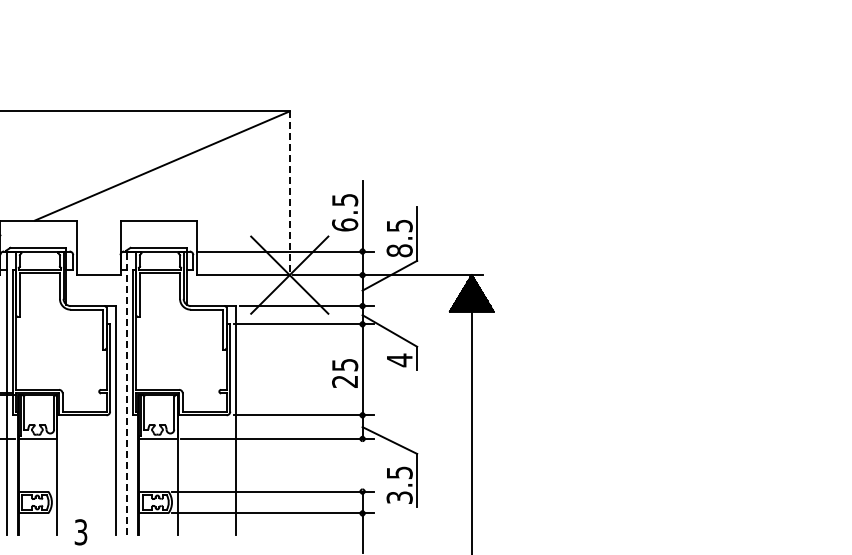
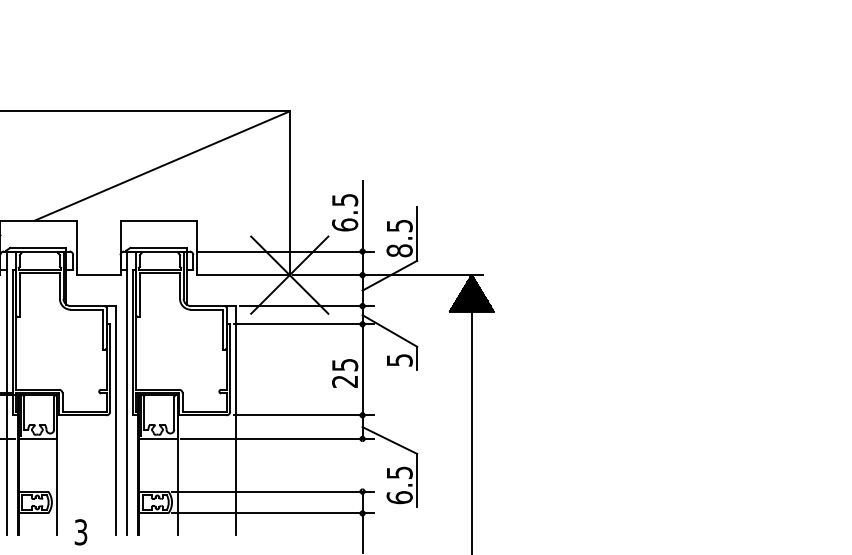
line: dashed -> solid (289, 193)
text: 4 -> 5 (399, 360)
line: dashed -> solid (126, 393)
text: 3.5 -> 6.5 (399, 497)
